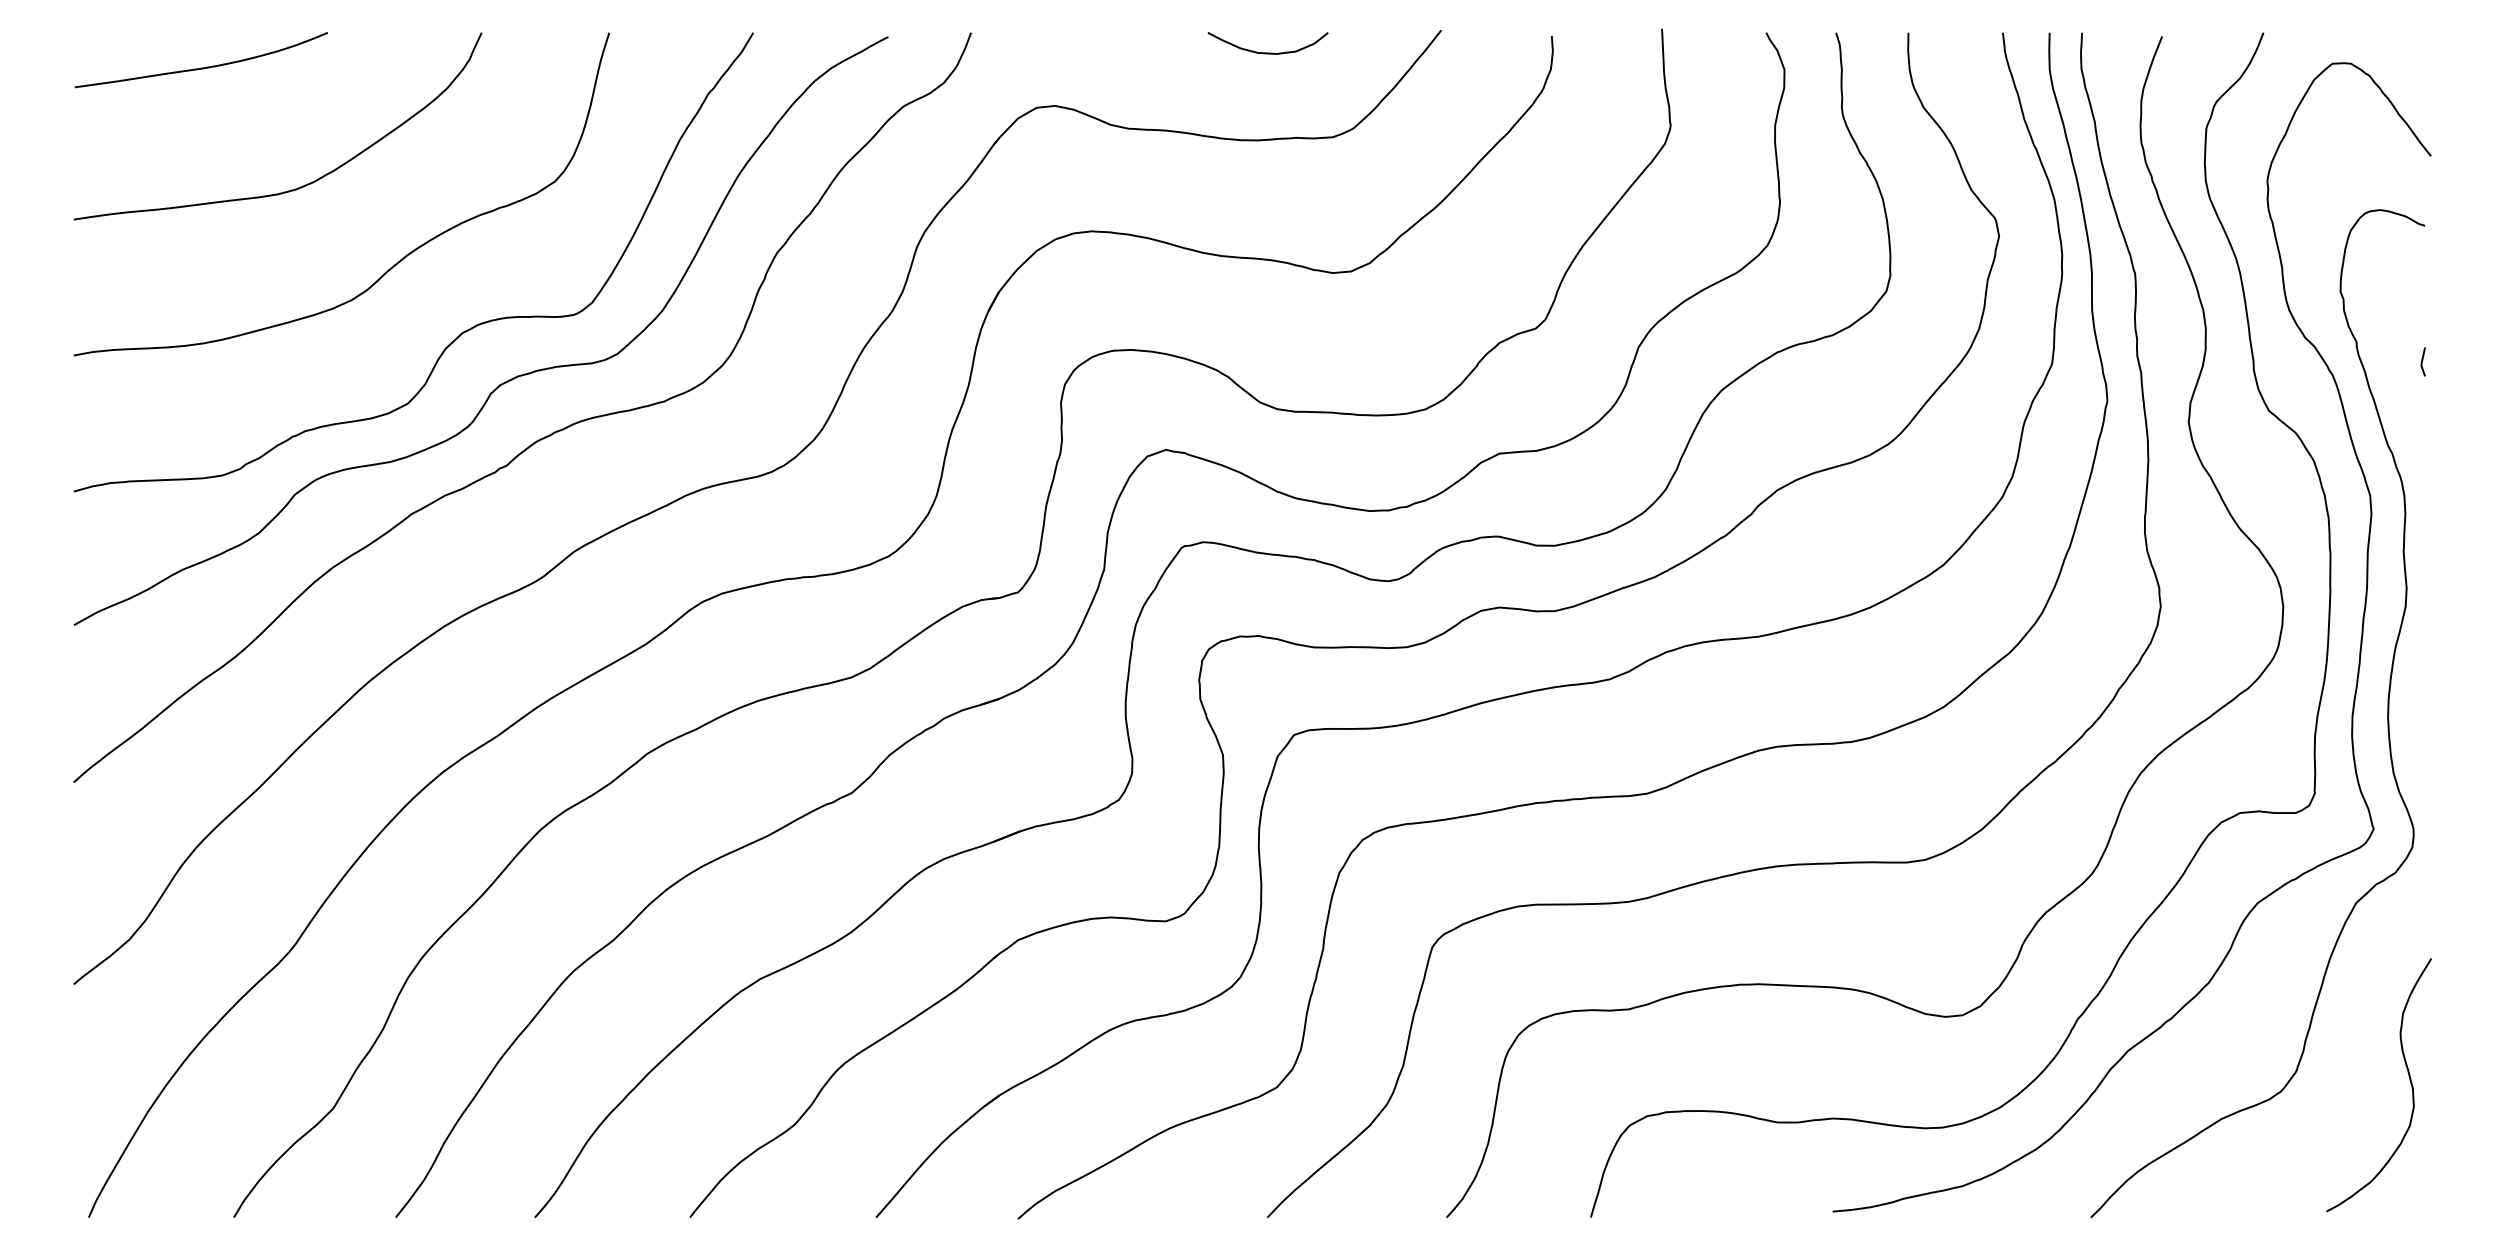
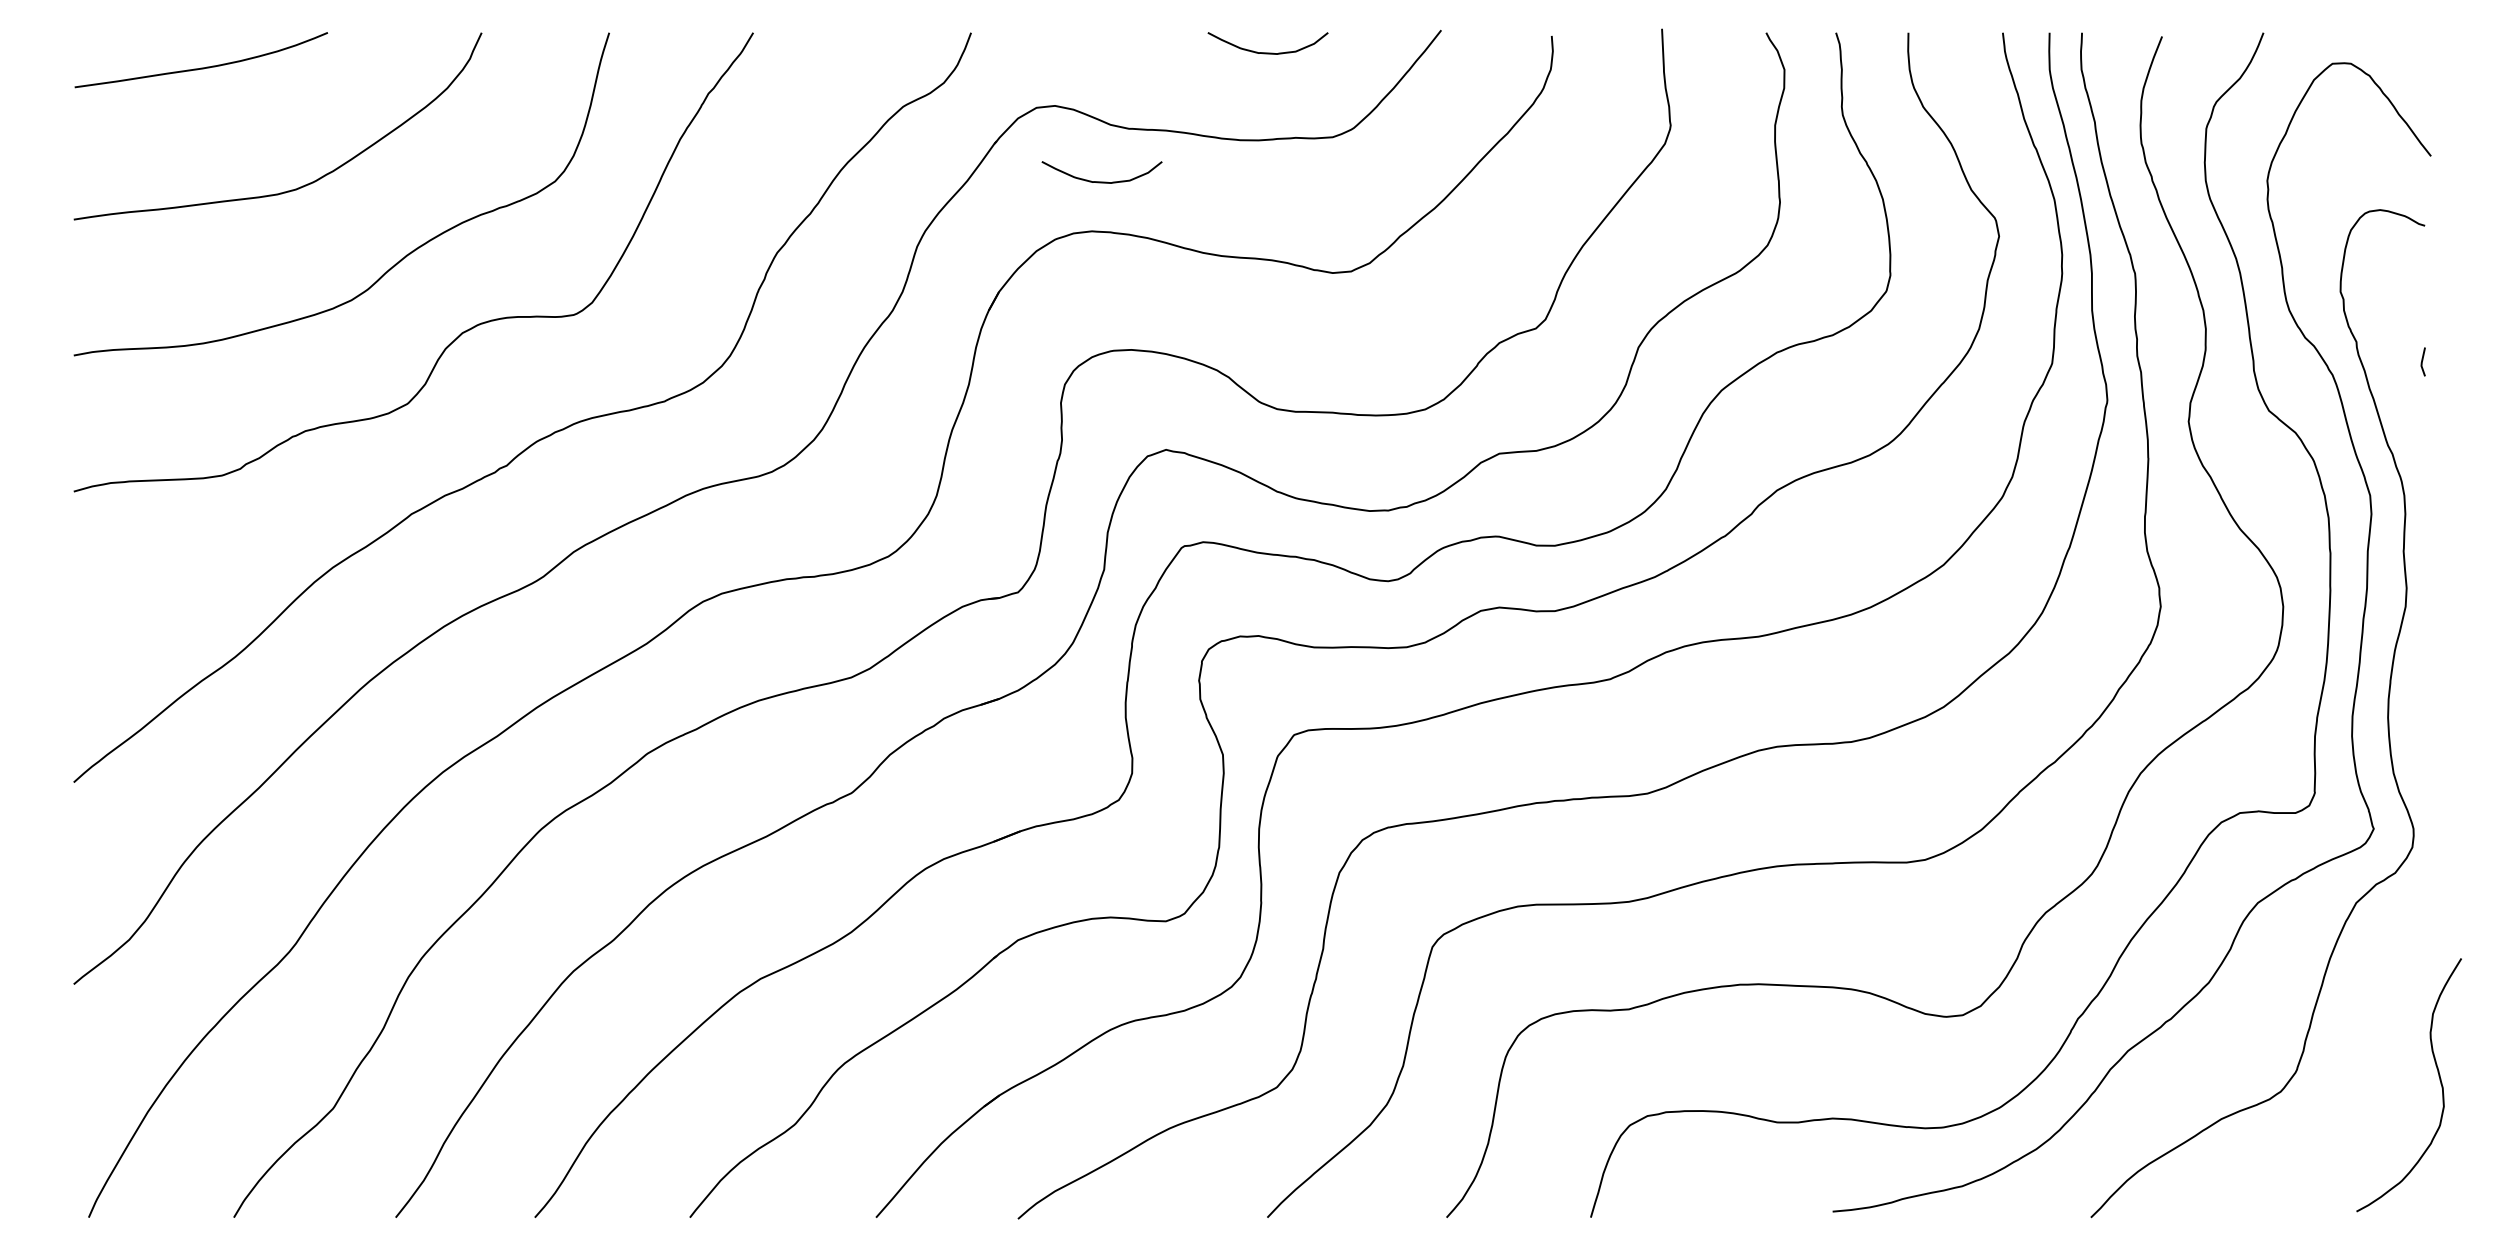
curve: none -> present (1101, 181)
curve: present -> none (505, 381)
curve position: (2408, 1076) -> (2438, 1076) (2438, 1076)
